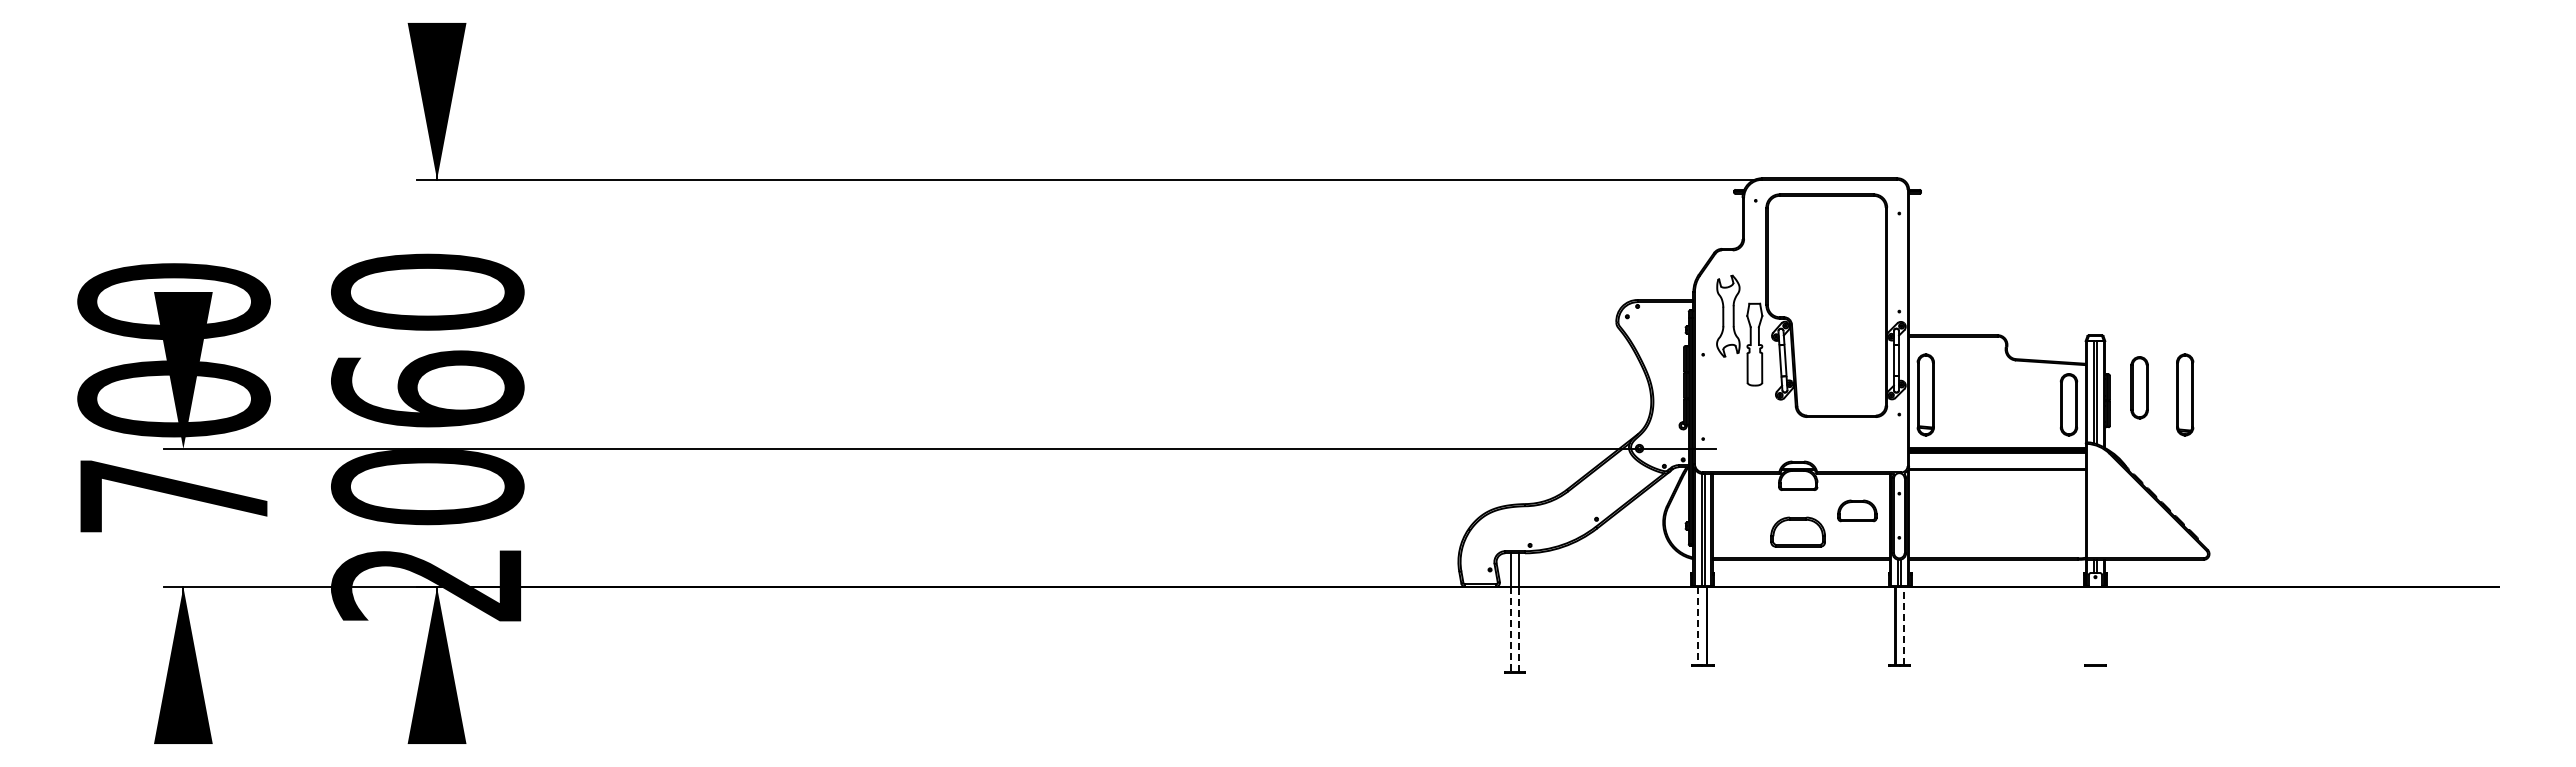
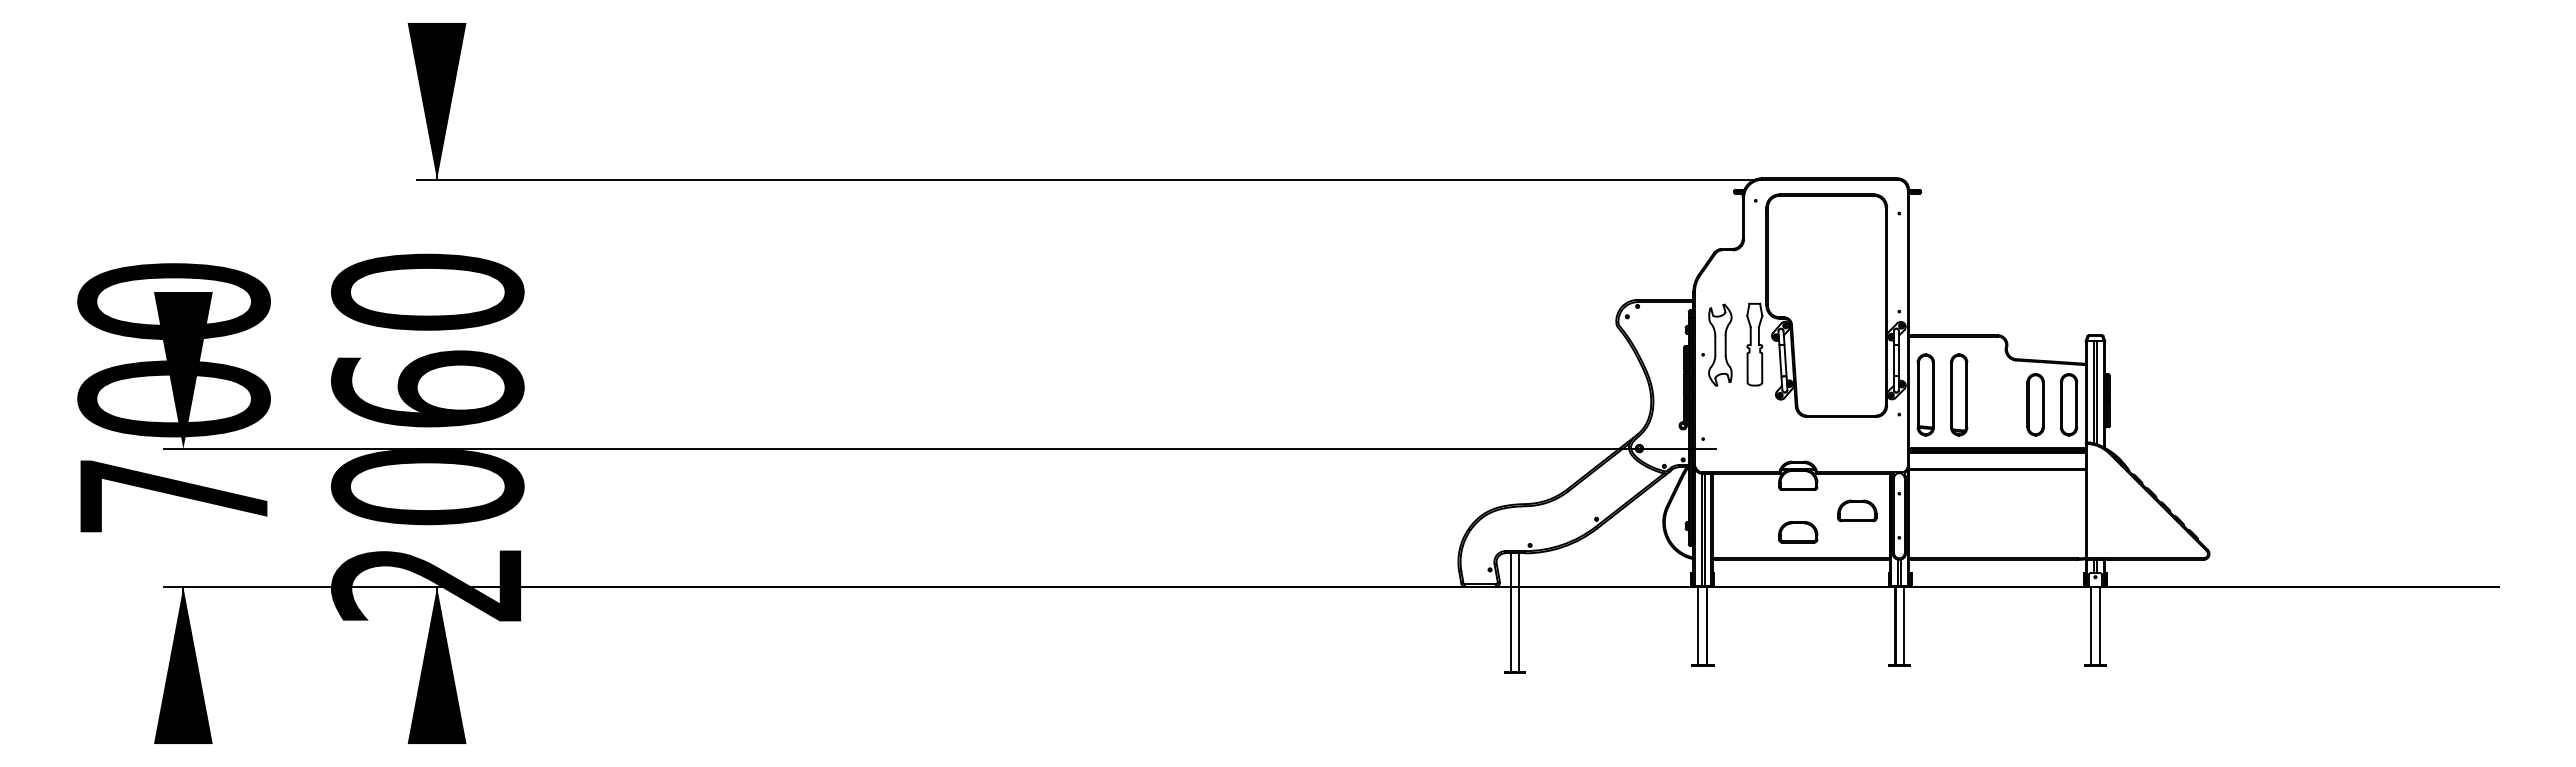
part position: (1728, 315) -> (1720, 344) (1720, 344)
part position: (2139, 387) -> (2035, 404) (2035, 404)
part position: (2185, 394) -> (1959, 394) (1959, 394)
part size: 56x32 px -> 41x23 px (1798, 532)
line: dashed -> solid (1904, 625)
line: dashed -> solid (1698, 626)
line: none -> present (2091, 626)
line: none -> present (2099, 626)
line: dashed -> solid (1511, 629)
line: dashed -> solid (1519, 629)
